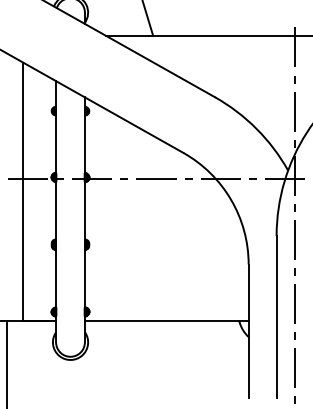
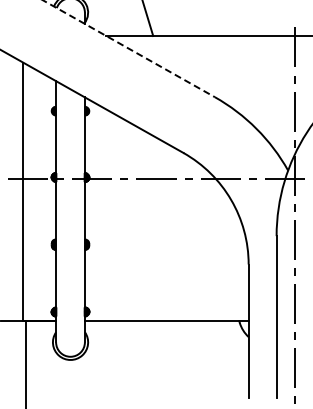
line: solid -> dashed (129, 49)
line position: (6, 363) -> (25, 363) (25, 363)
